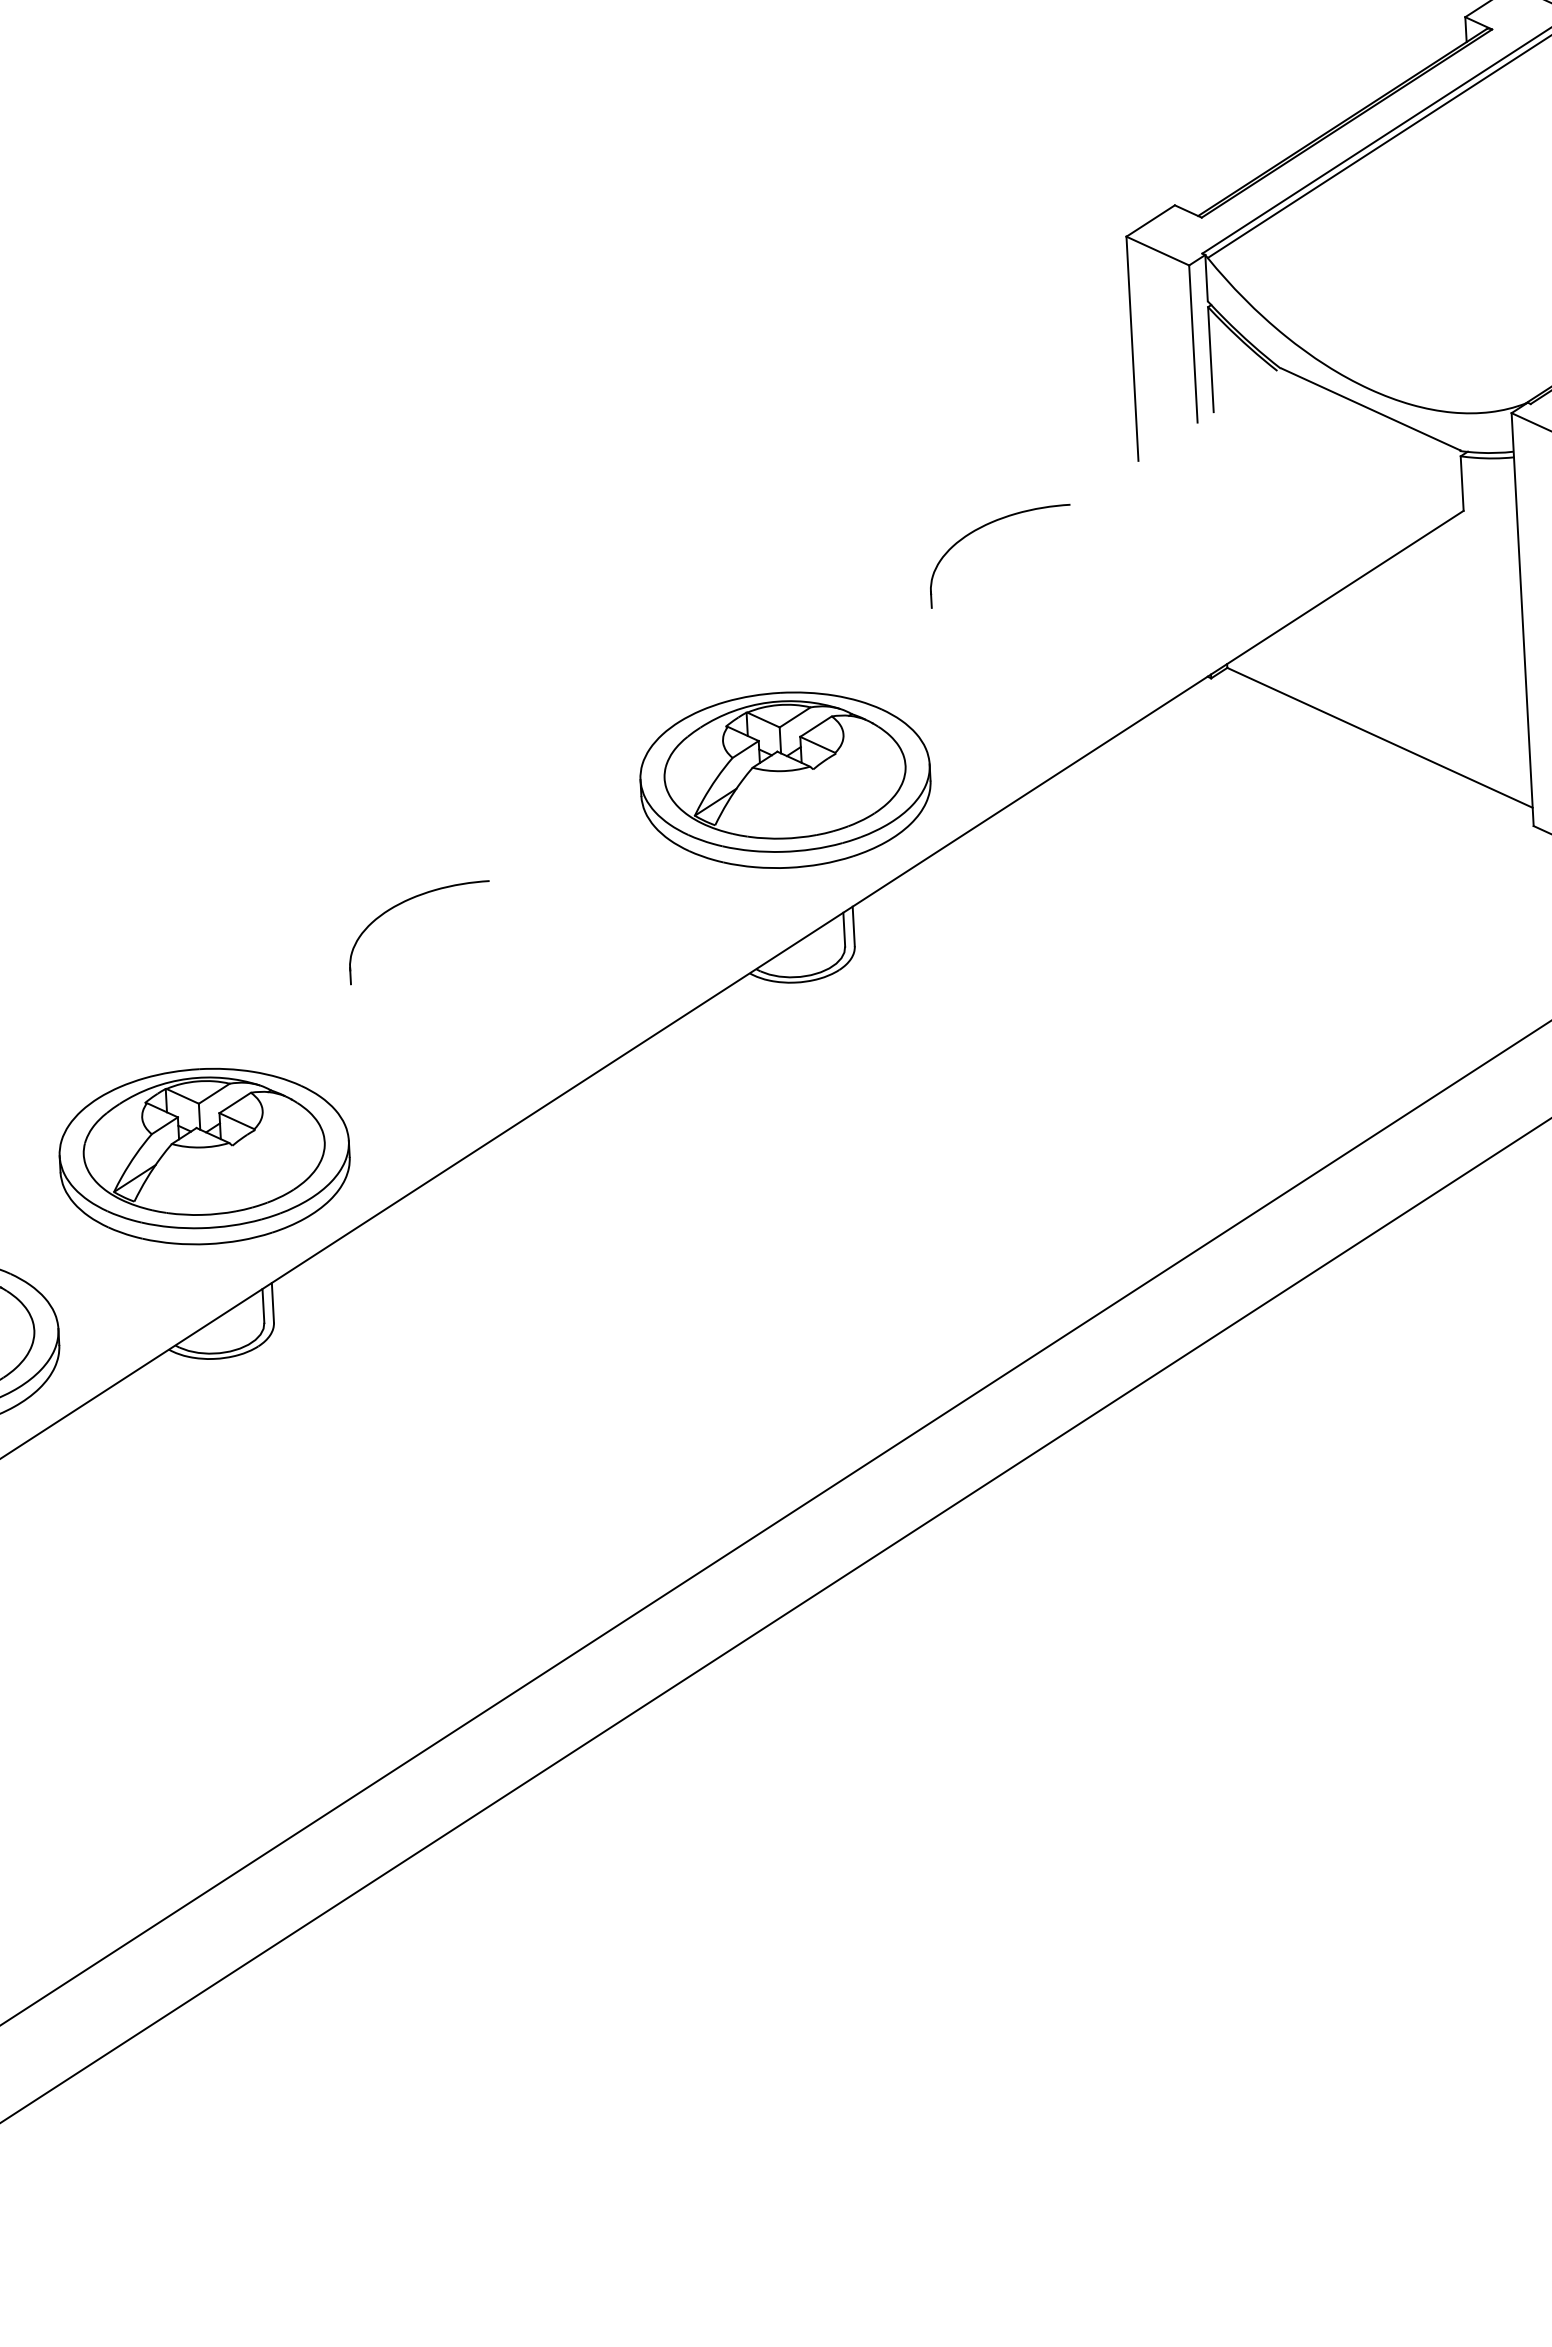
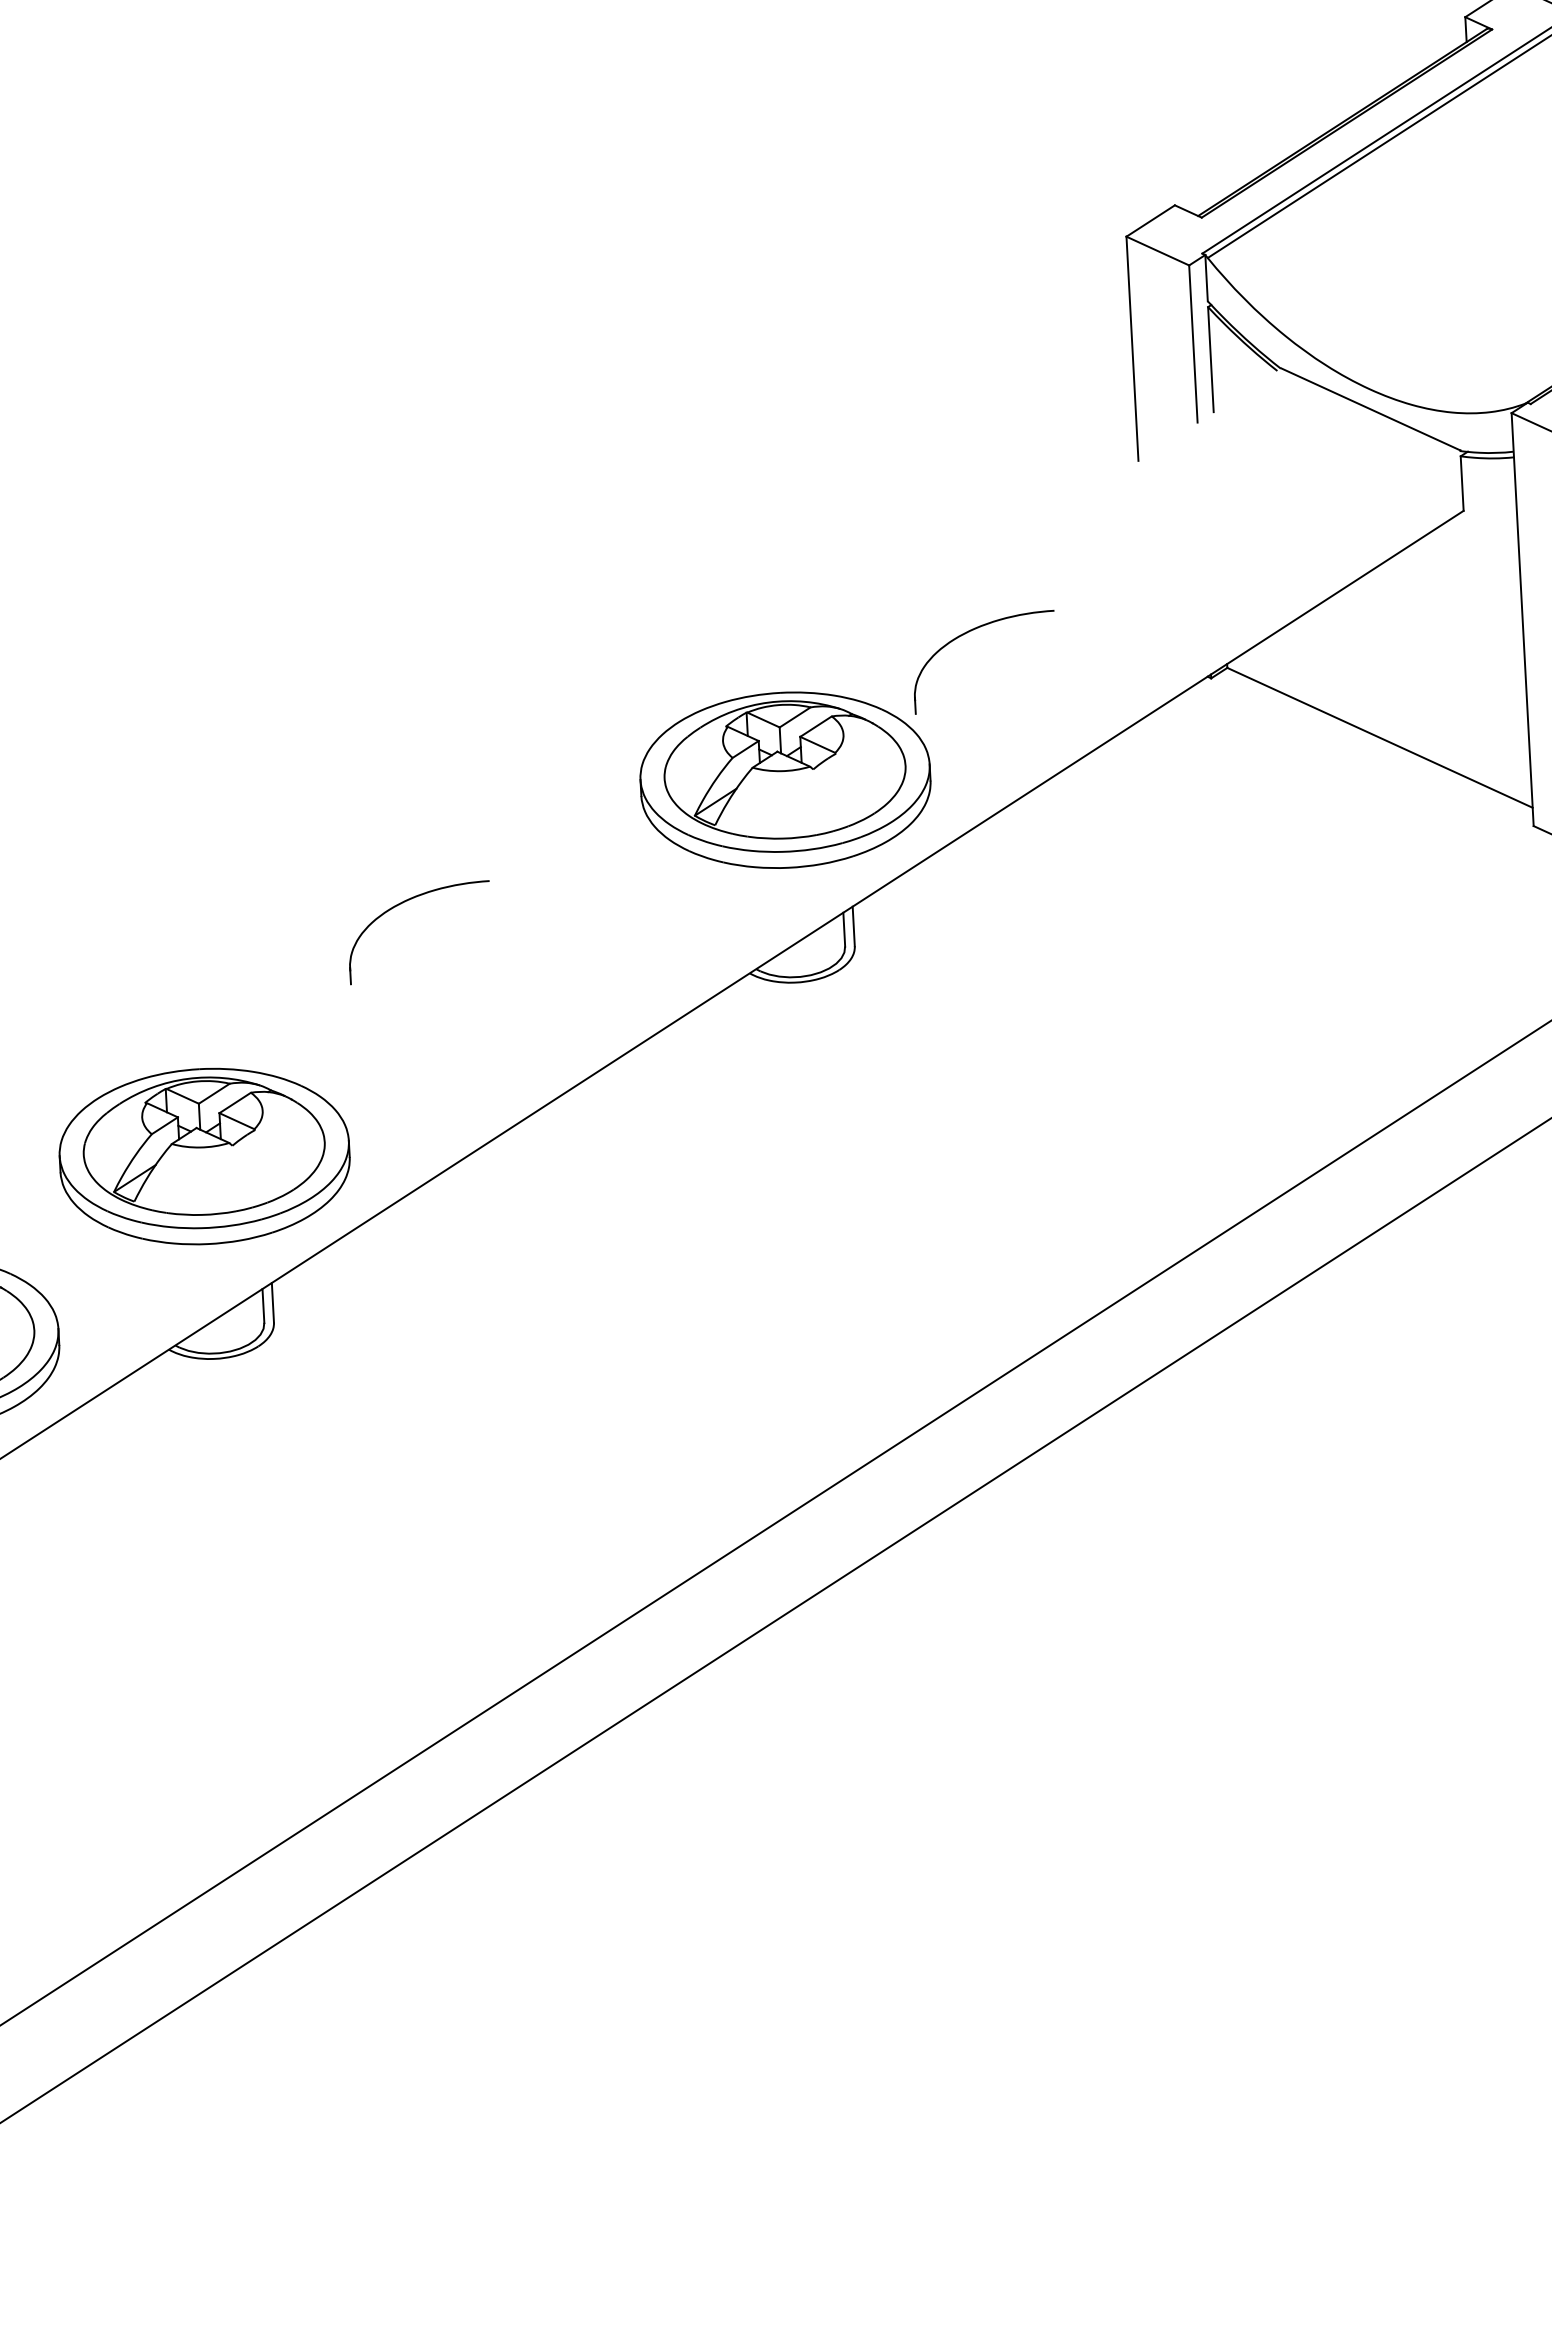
part position: (985, 526) -> (969, 632) (969, 632)
